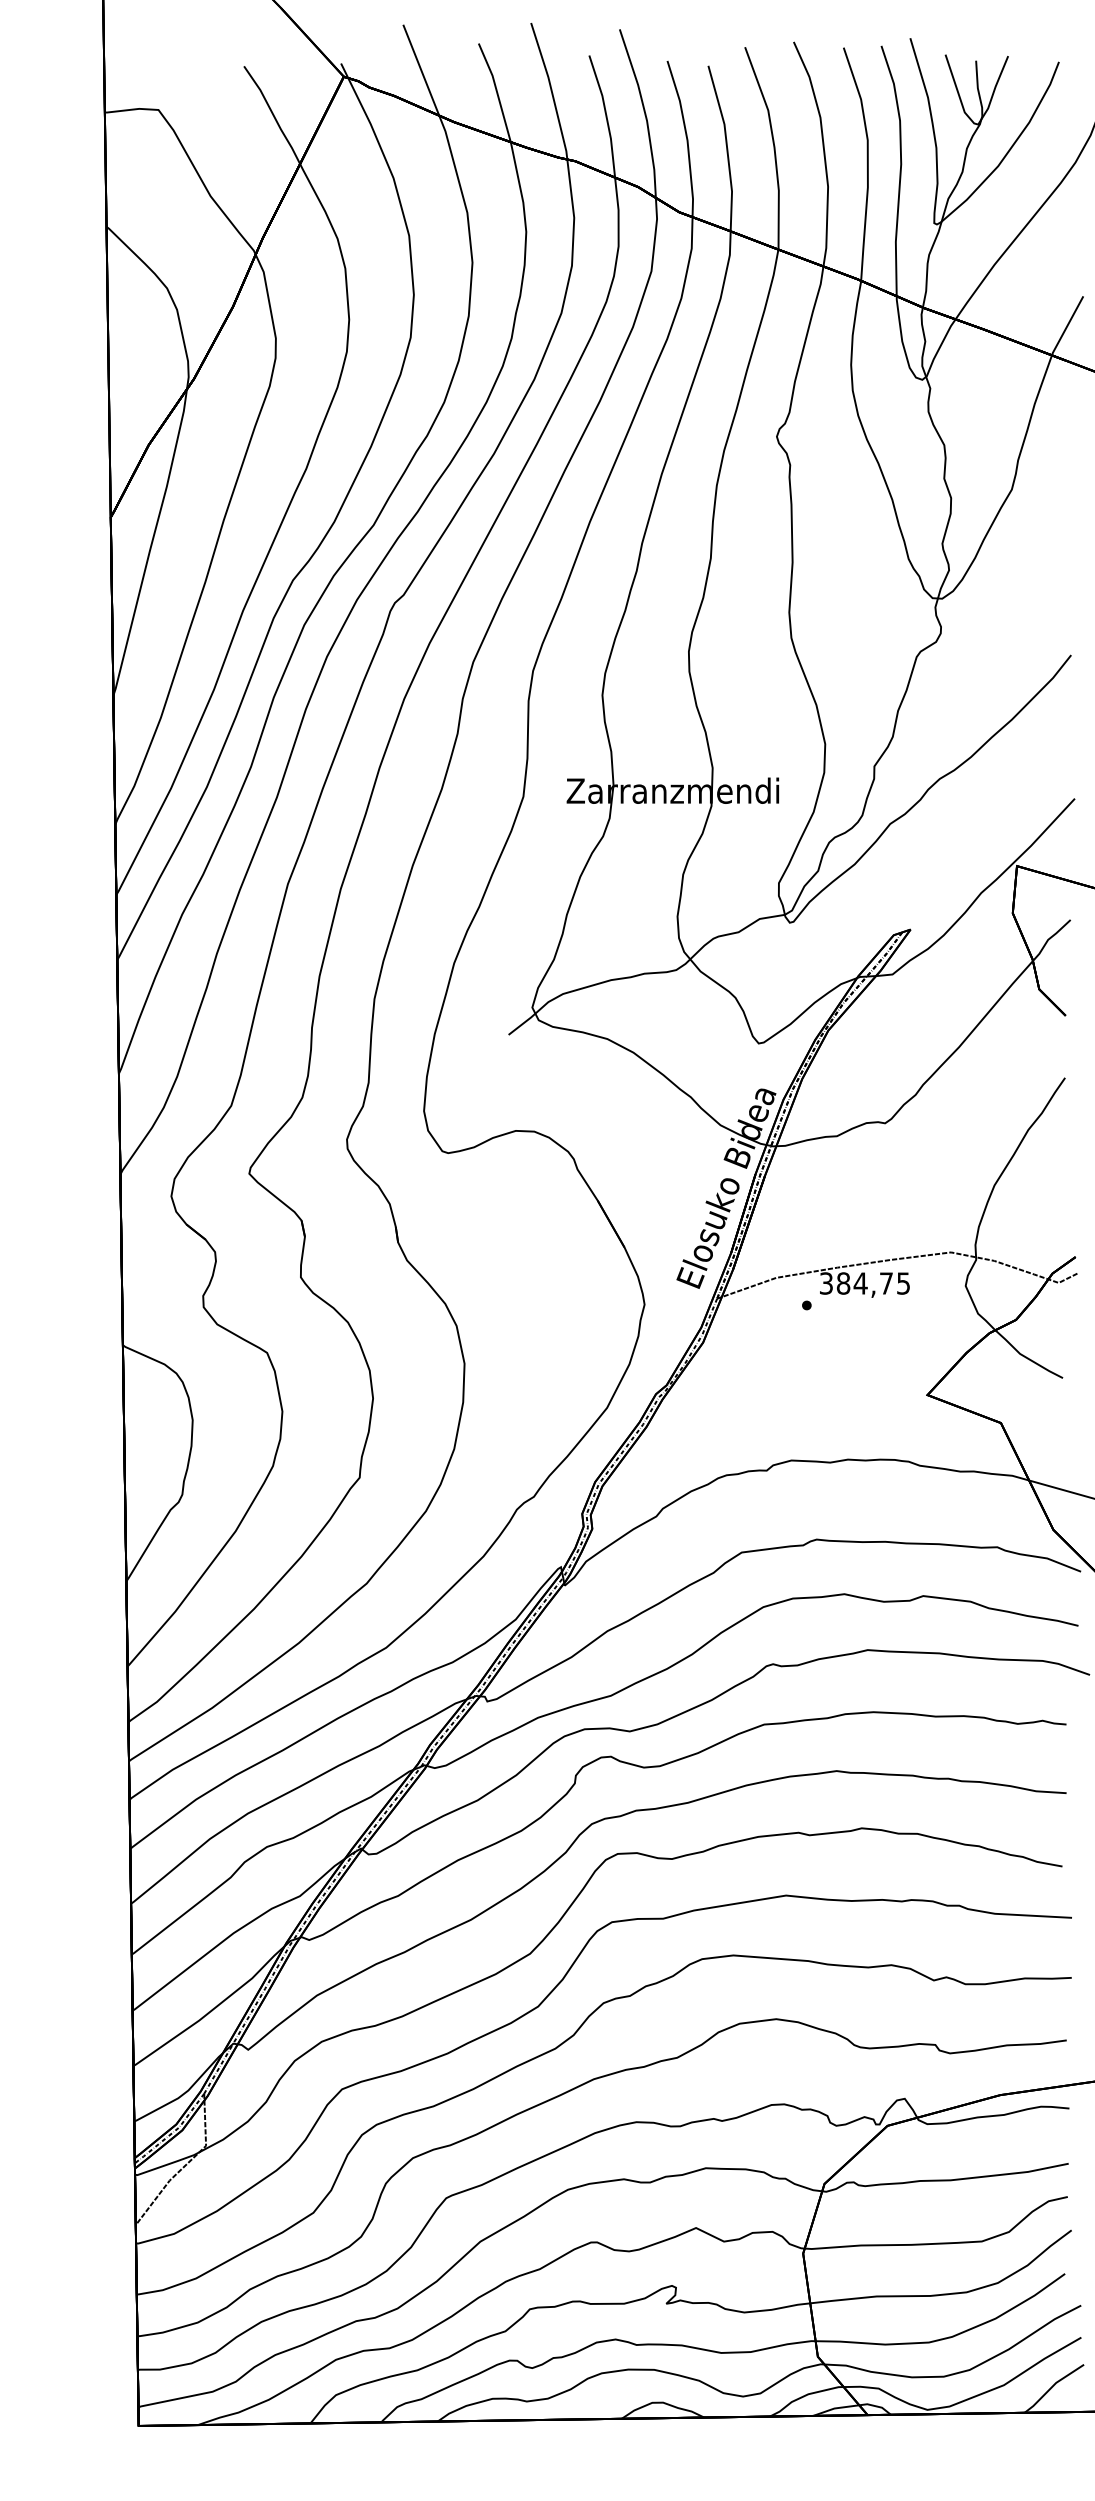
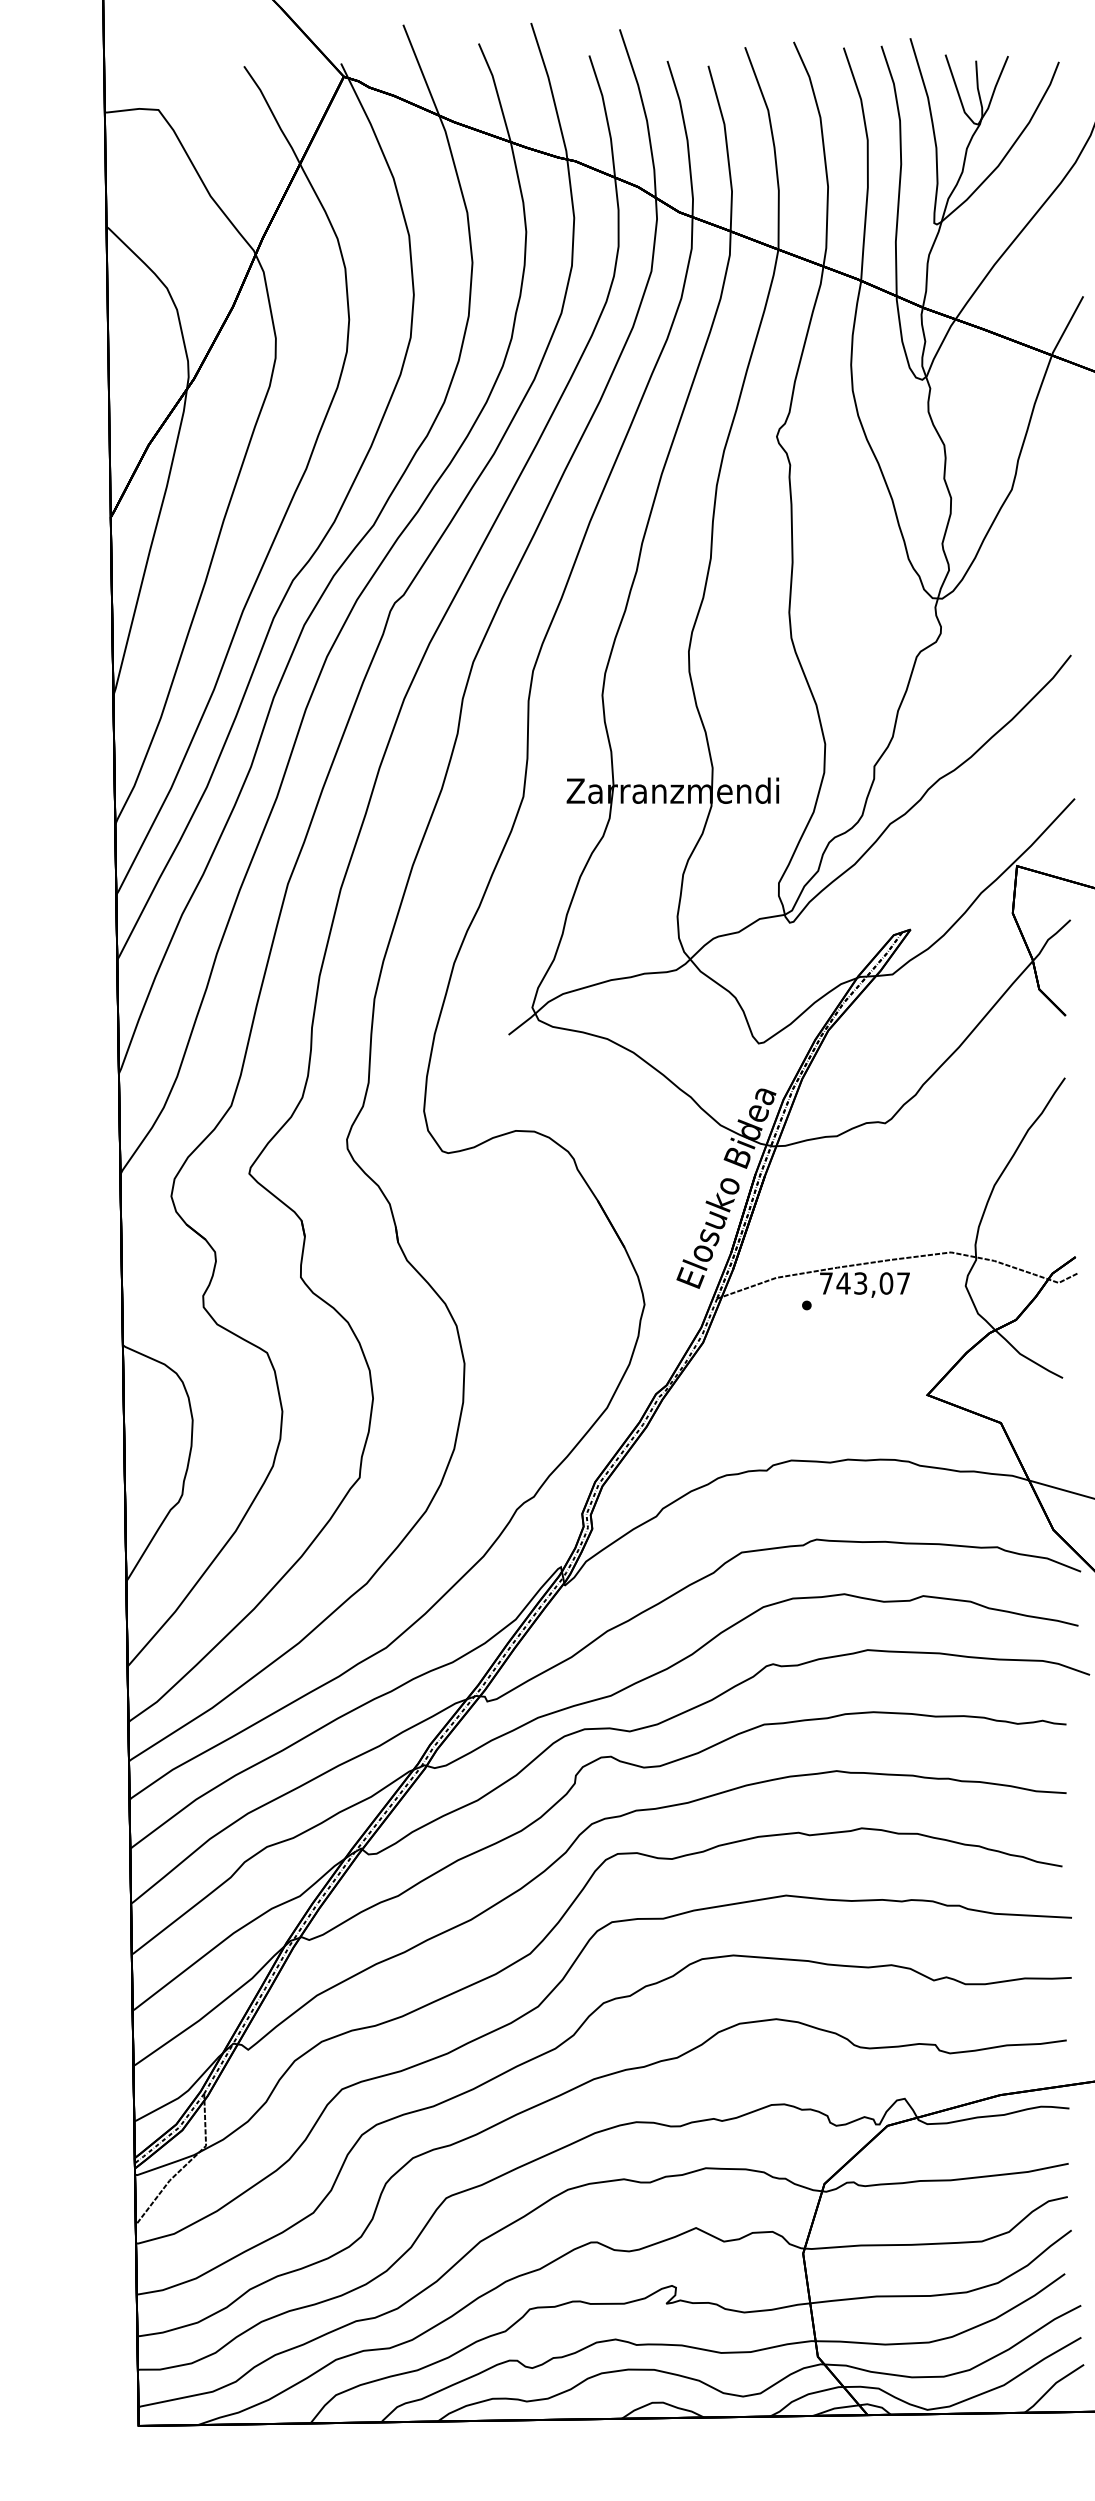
text: 384,75 -> 743,07 (864, 1283)
